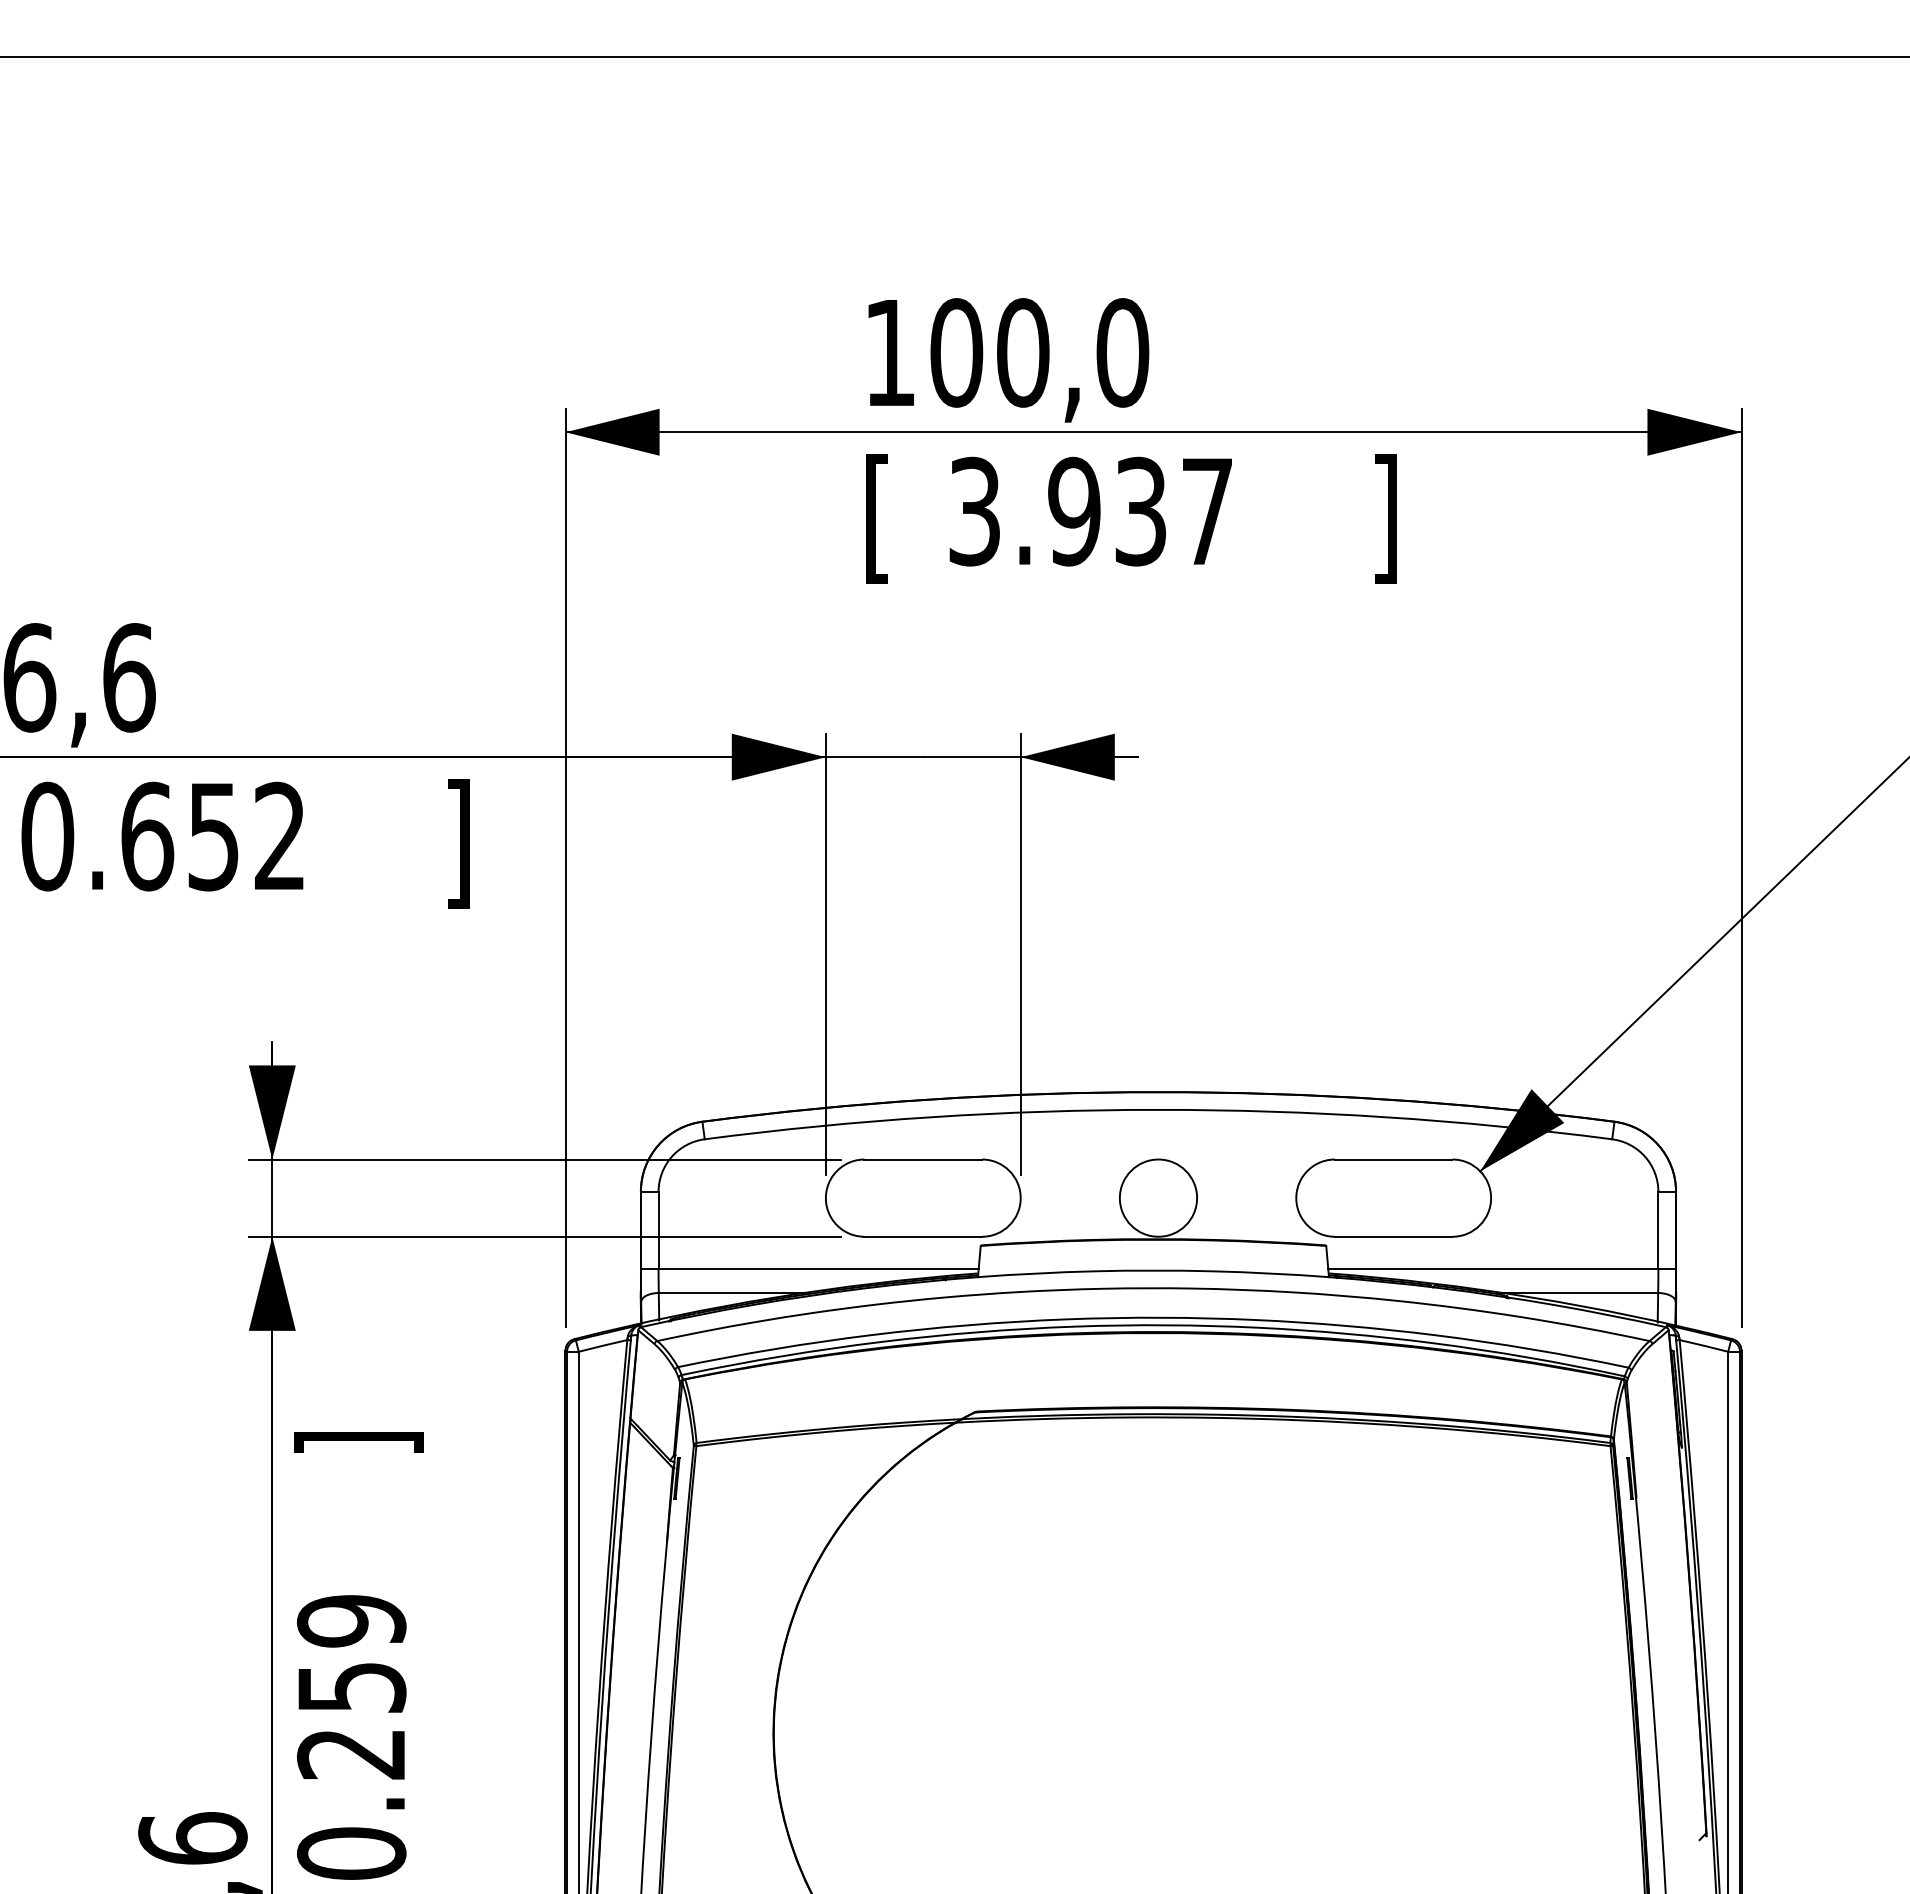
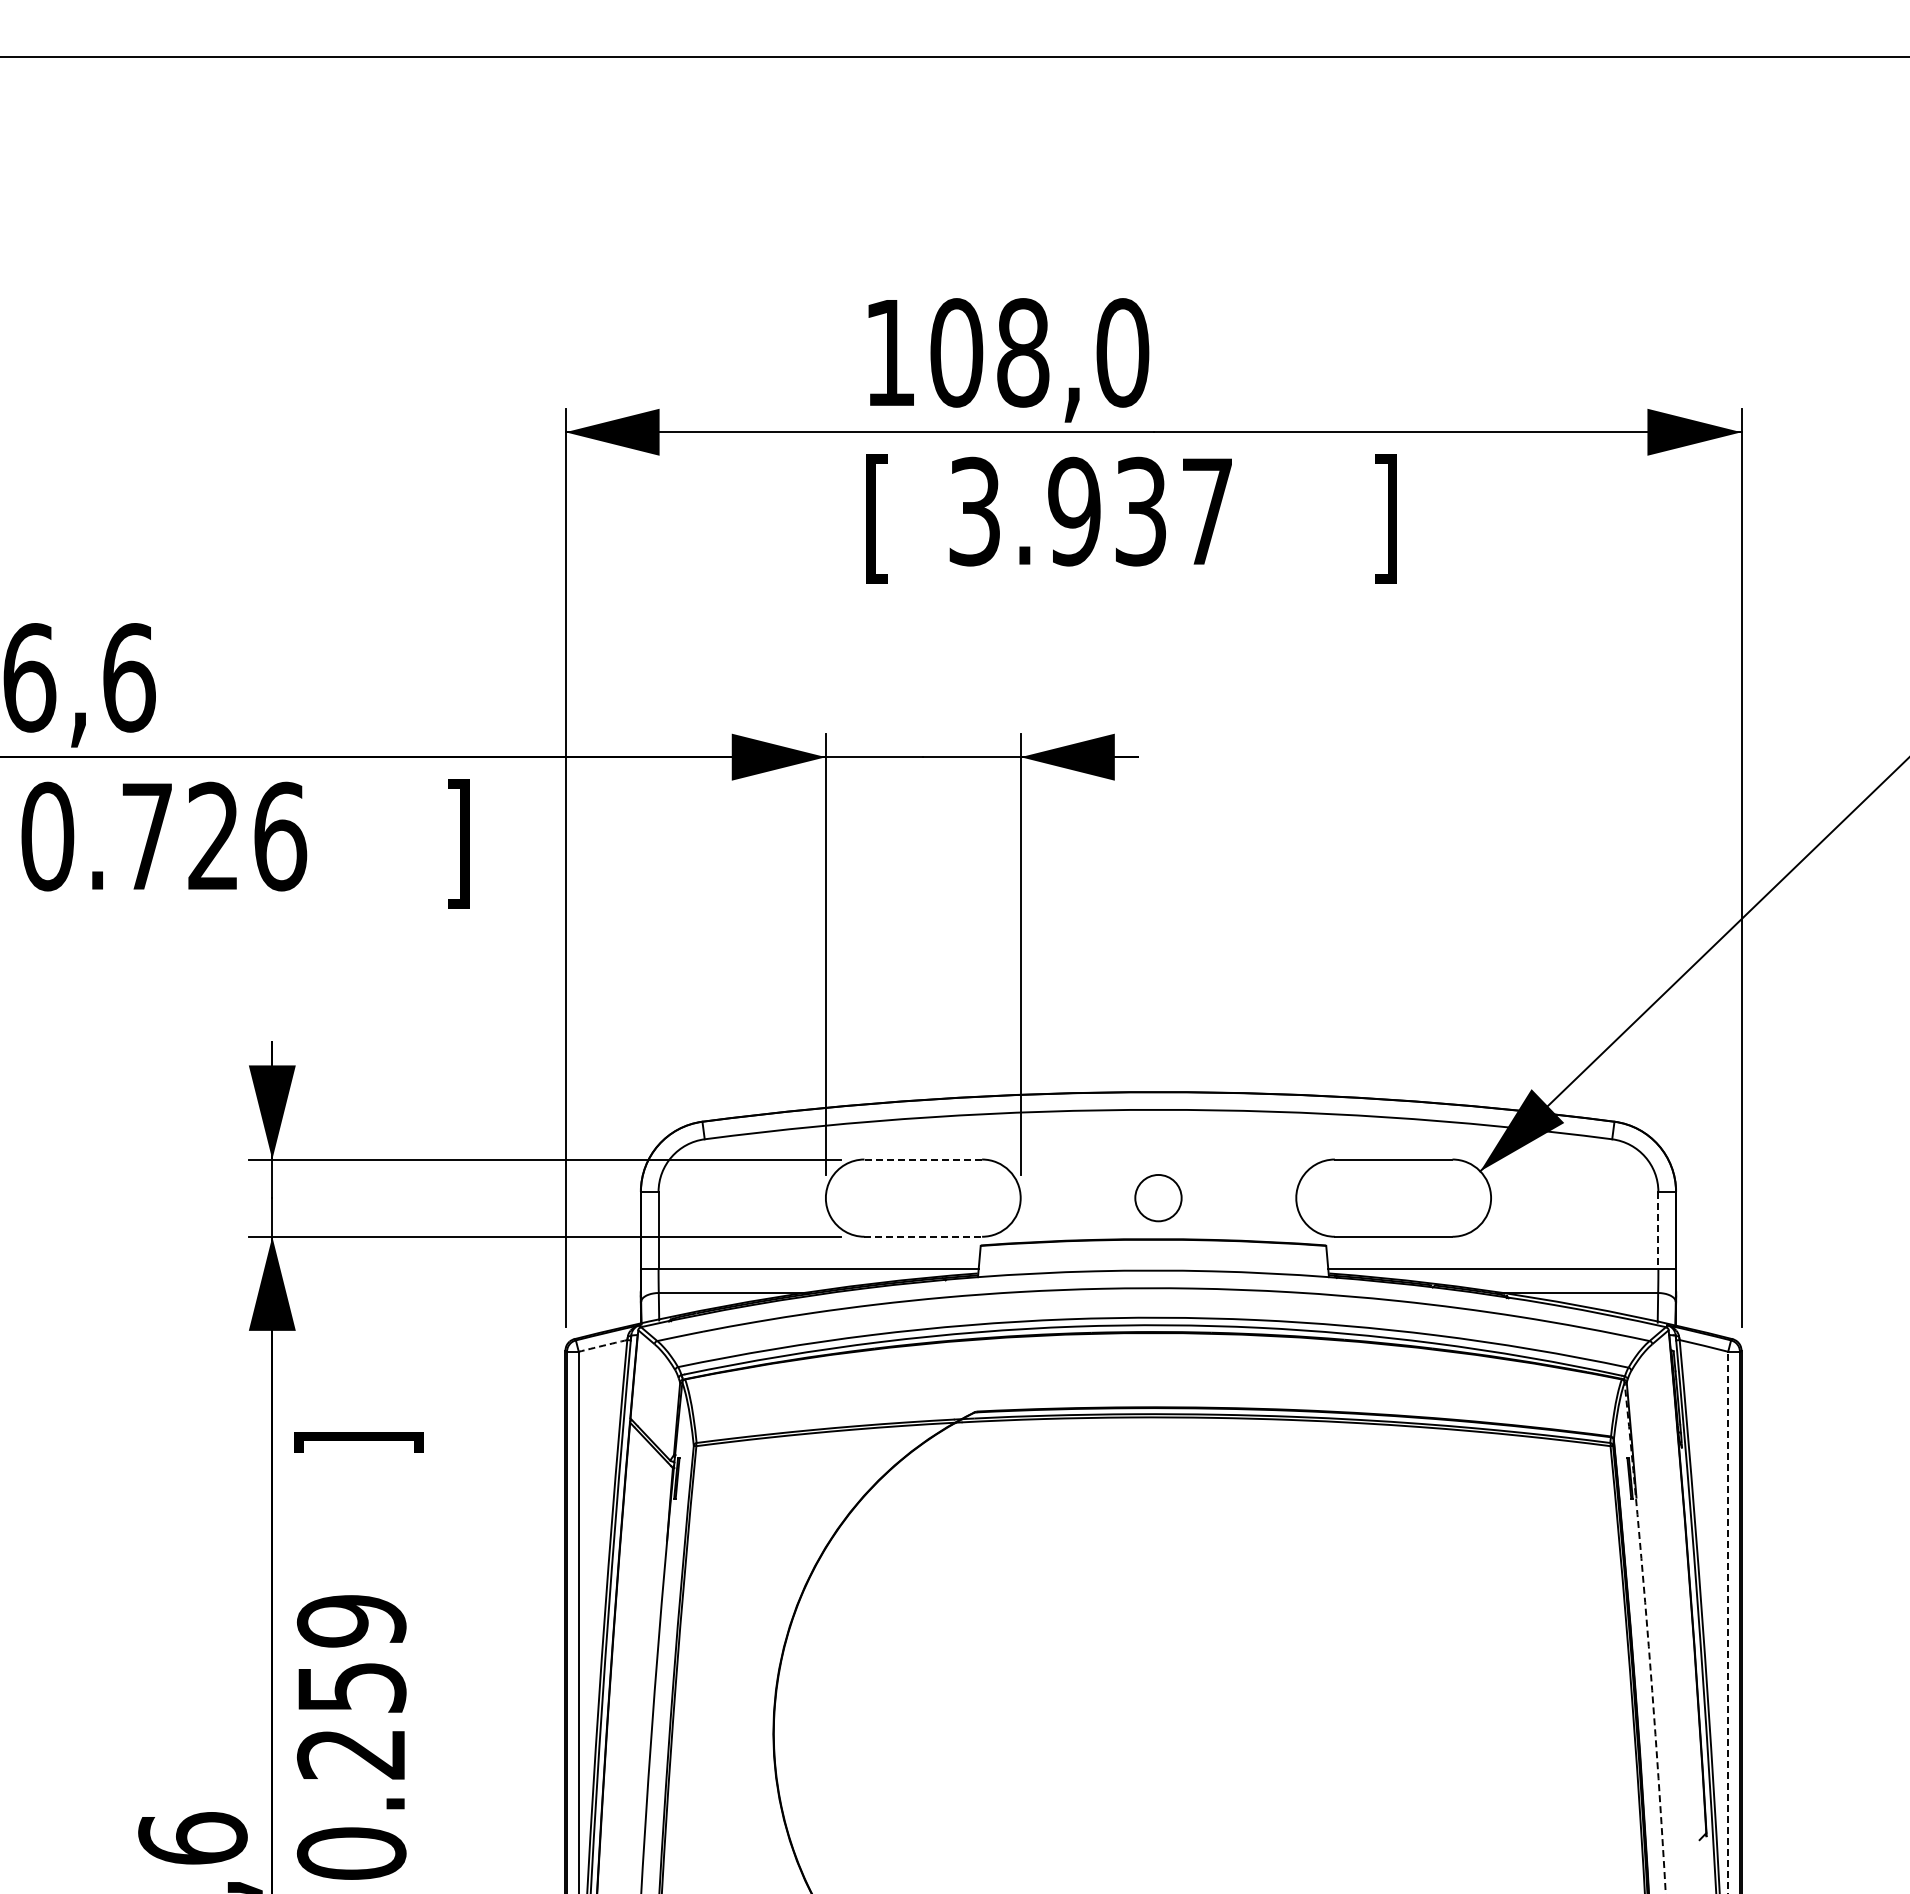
text: 100,0 -> 108,0 (1023, 352)
text: 0.652 -> 0.726 (214, 836)
line: solid -> dashed (923, 1159)
circle diameter: 77 px -> 46 px (1158, 1197)
line: solid -> dashed (1658, 1230)
line: solid -> dashed (923, 1236)
arc: solid -> dashed (603, 1345)
line: solid -> dashed (1728, 1622)
arc: solid -> dashed (1648, 1637)
